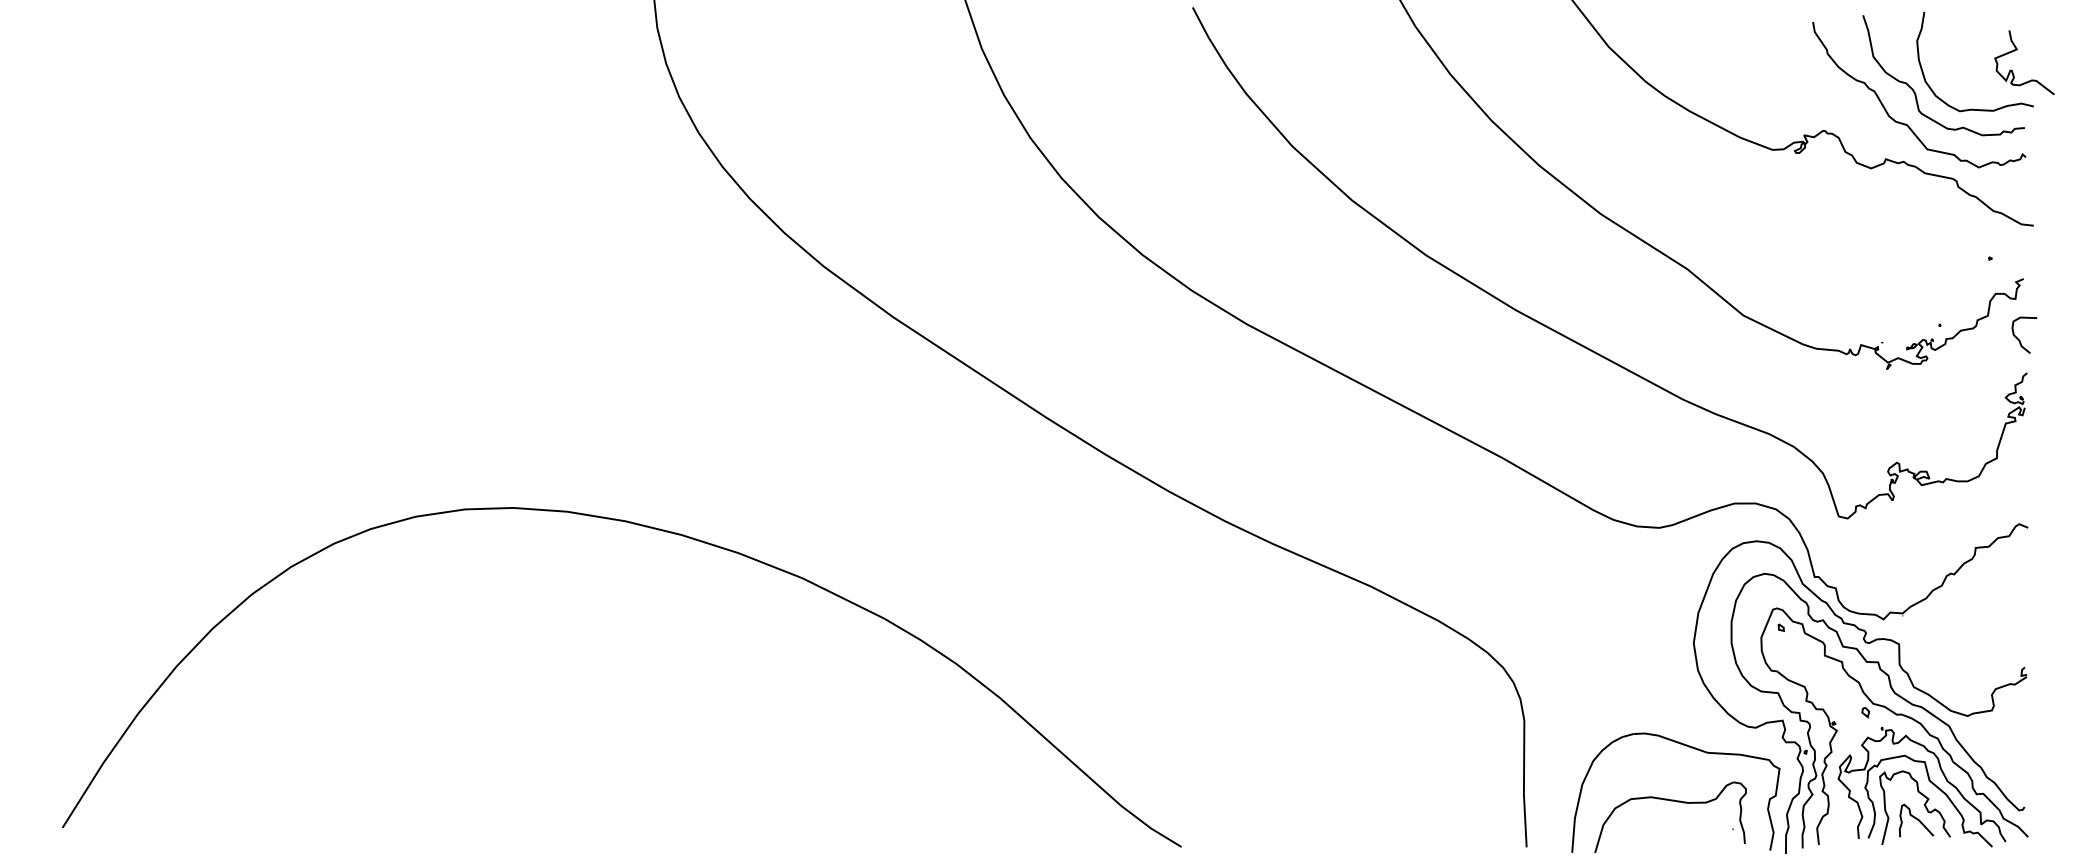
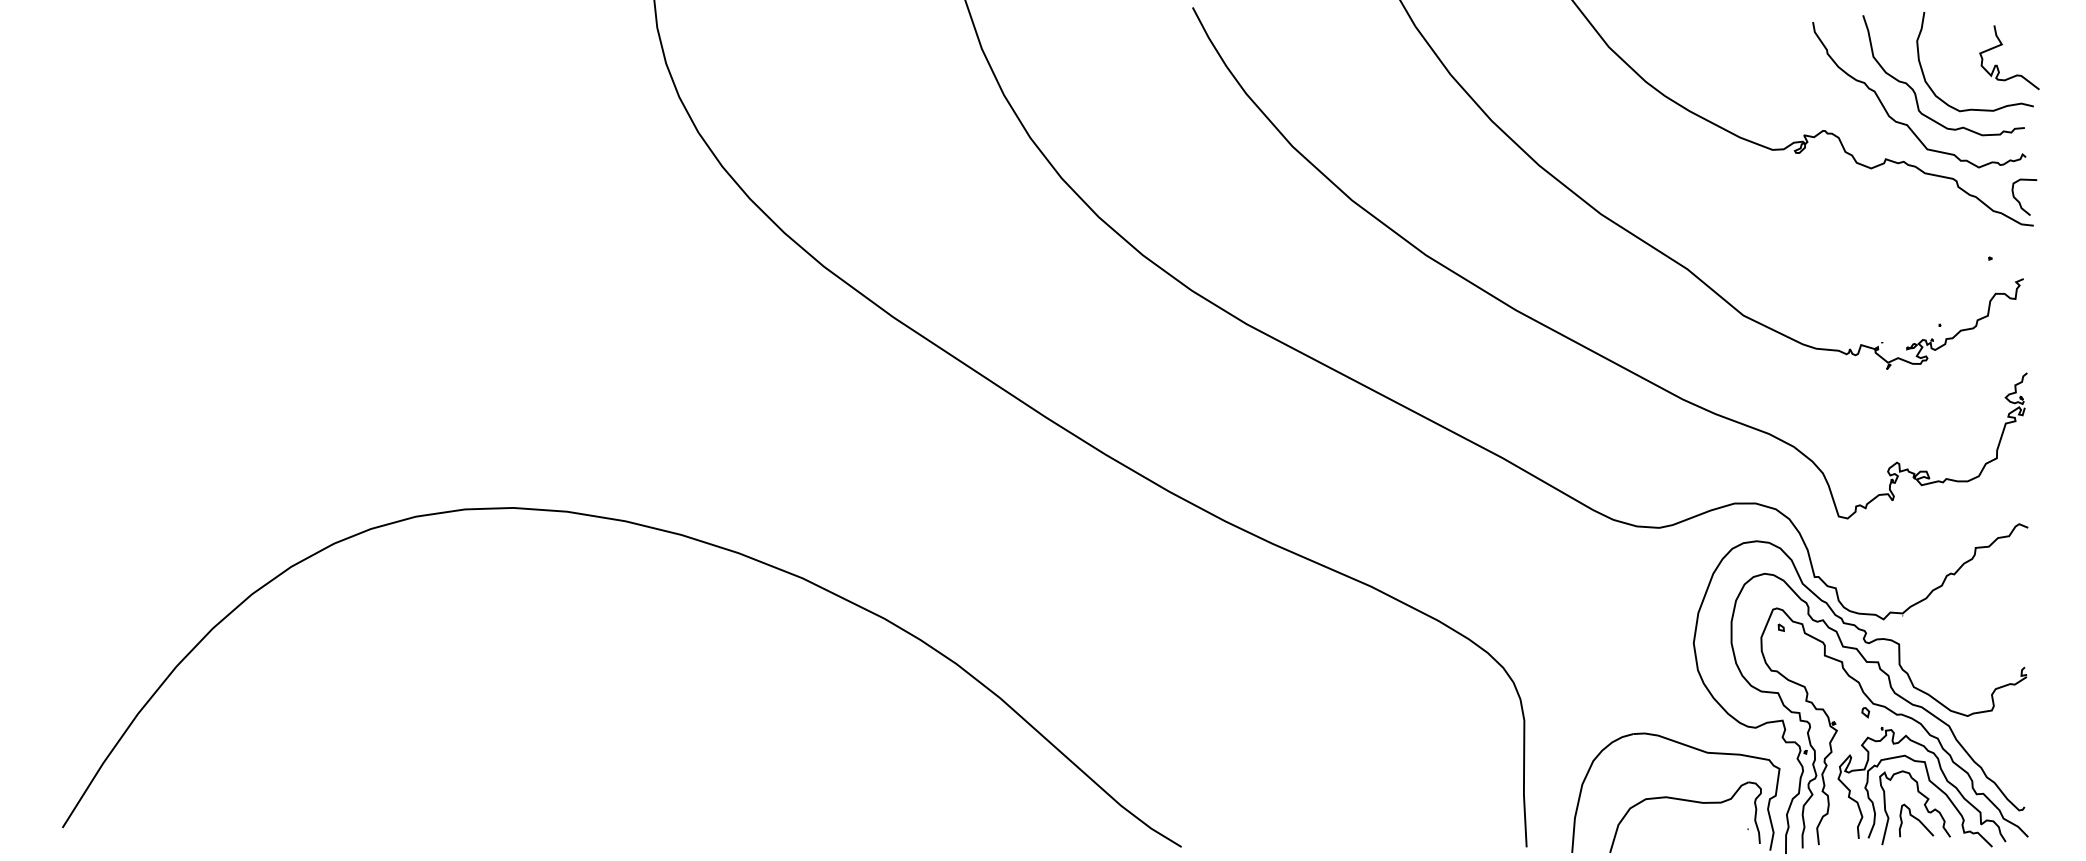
curve position: (2017, 50) -> (2002, 45) (2002, 45)
curve position: (2019, 339) -> (2019, 201) (2019, 201)
part position: (1670, 801) -> (1685, 801) (1685, 801)
